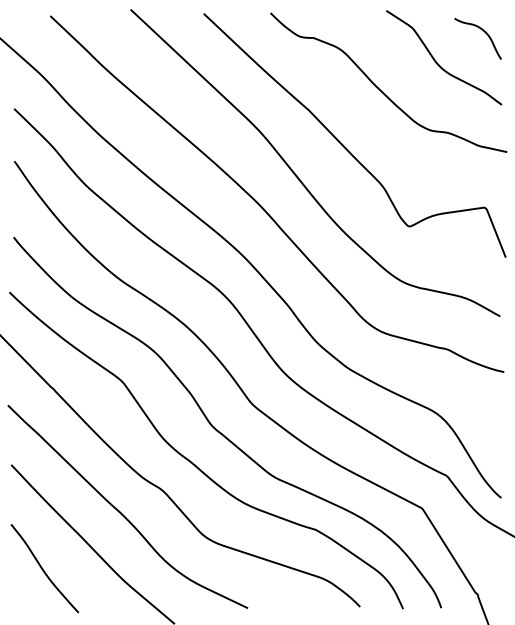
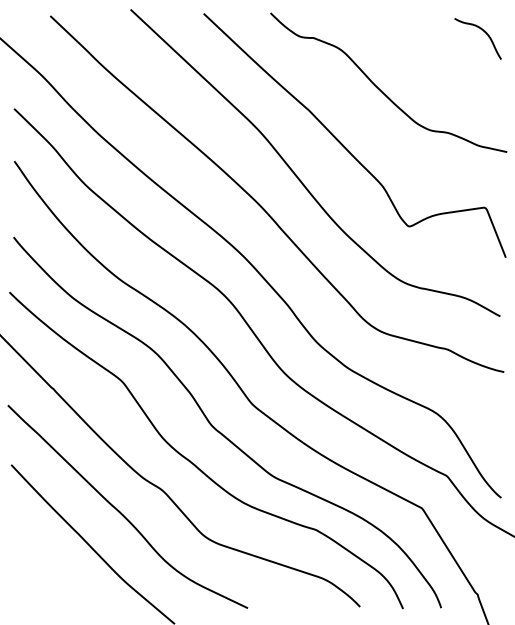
curve: present -> none (438, 63)
curve: present -> none (43, 568)
